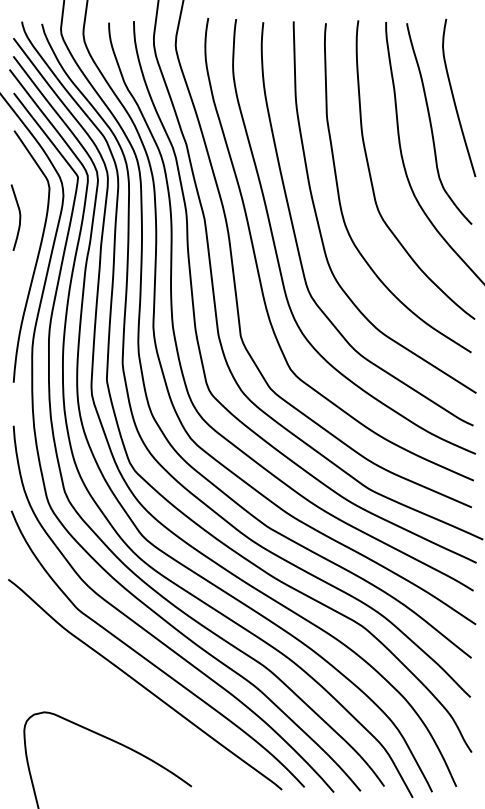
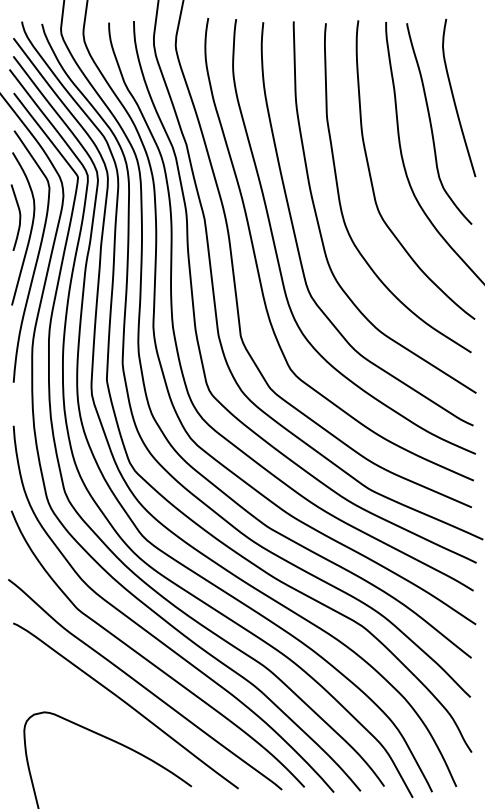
curve: none -> present (30, 228)
curve: none -> present (126, 704)
